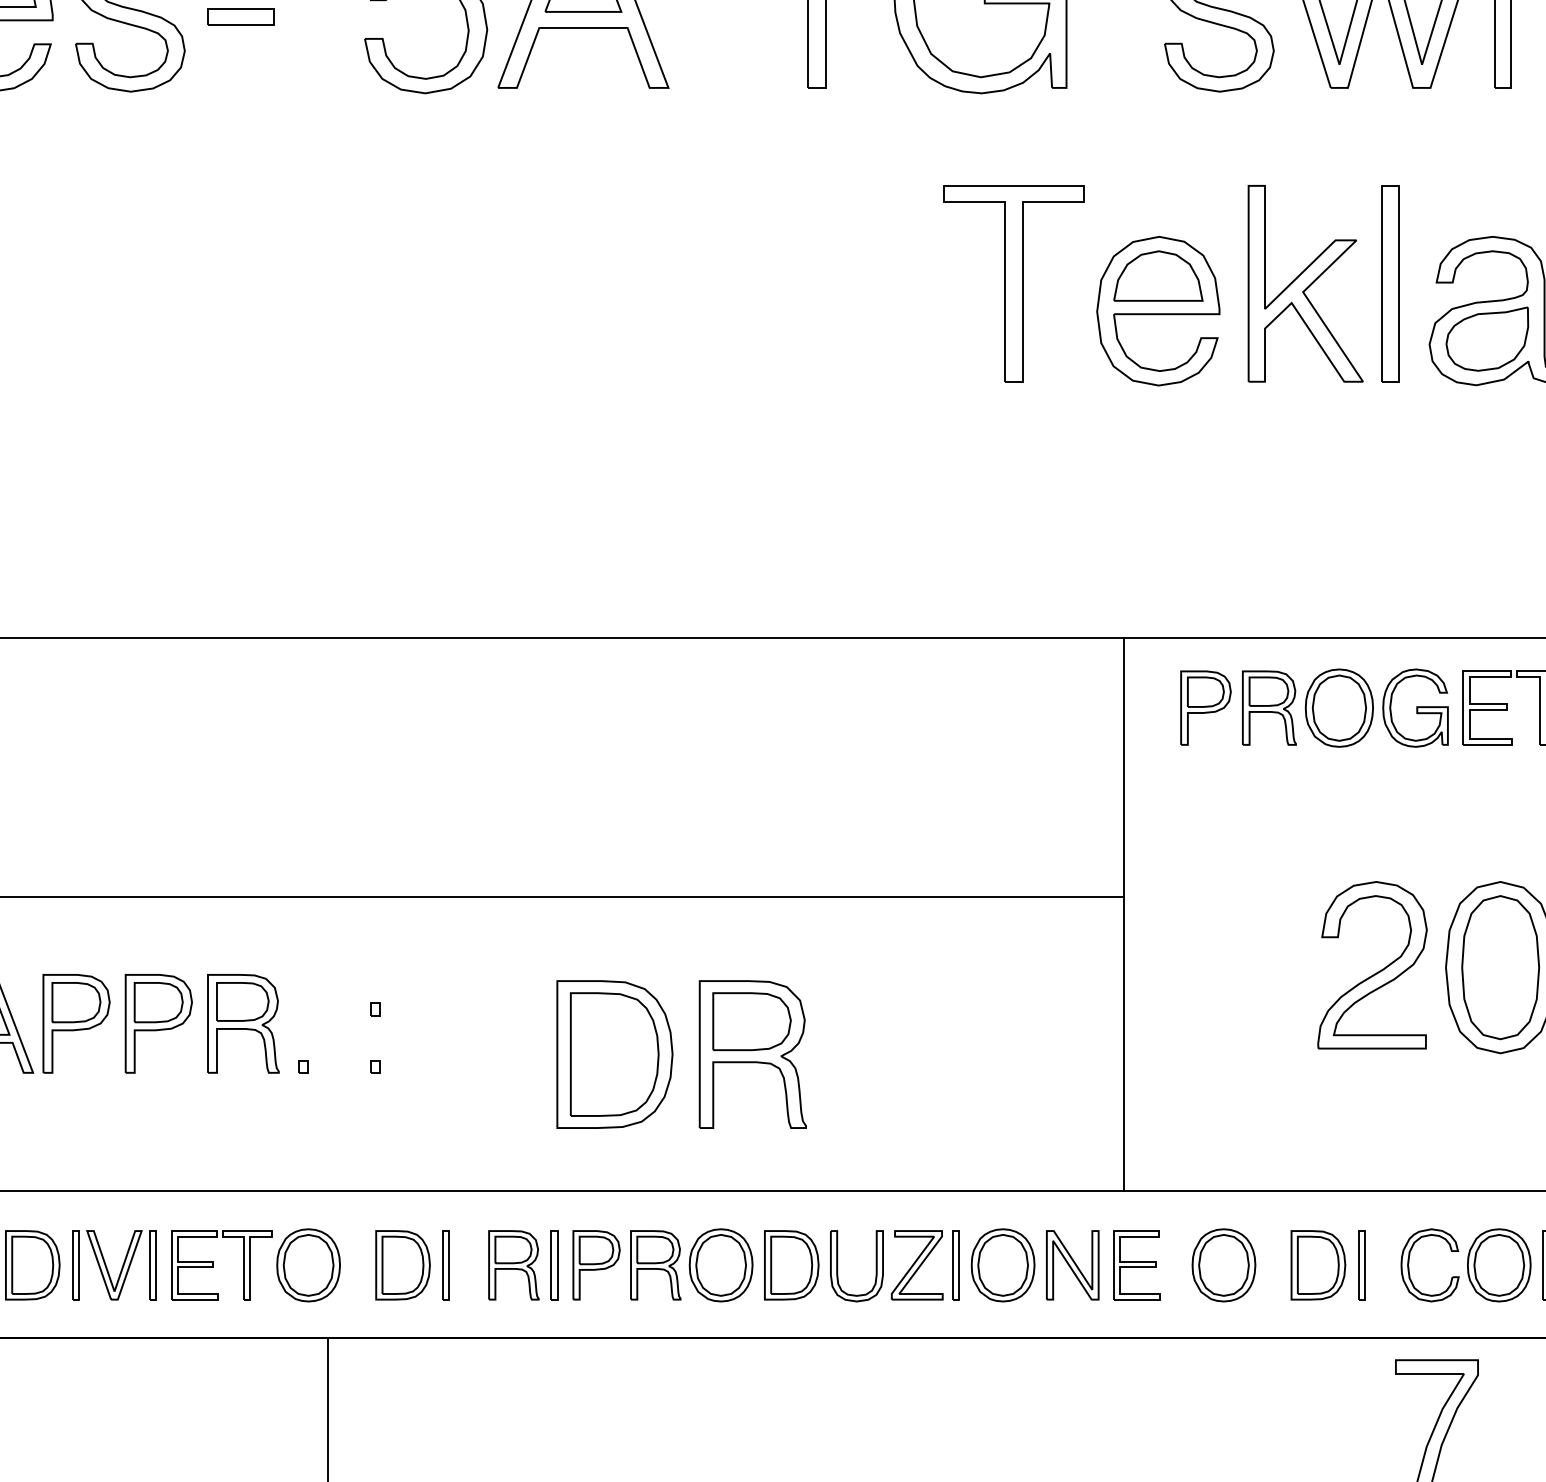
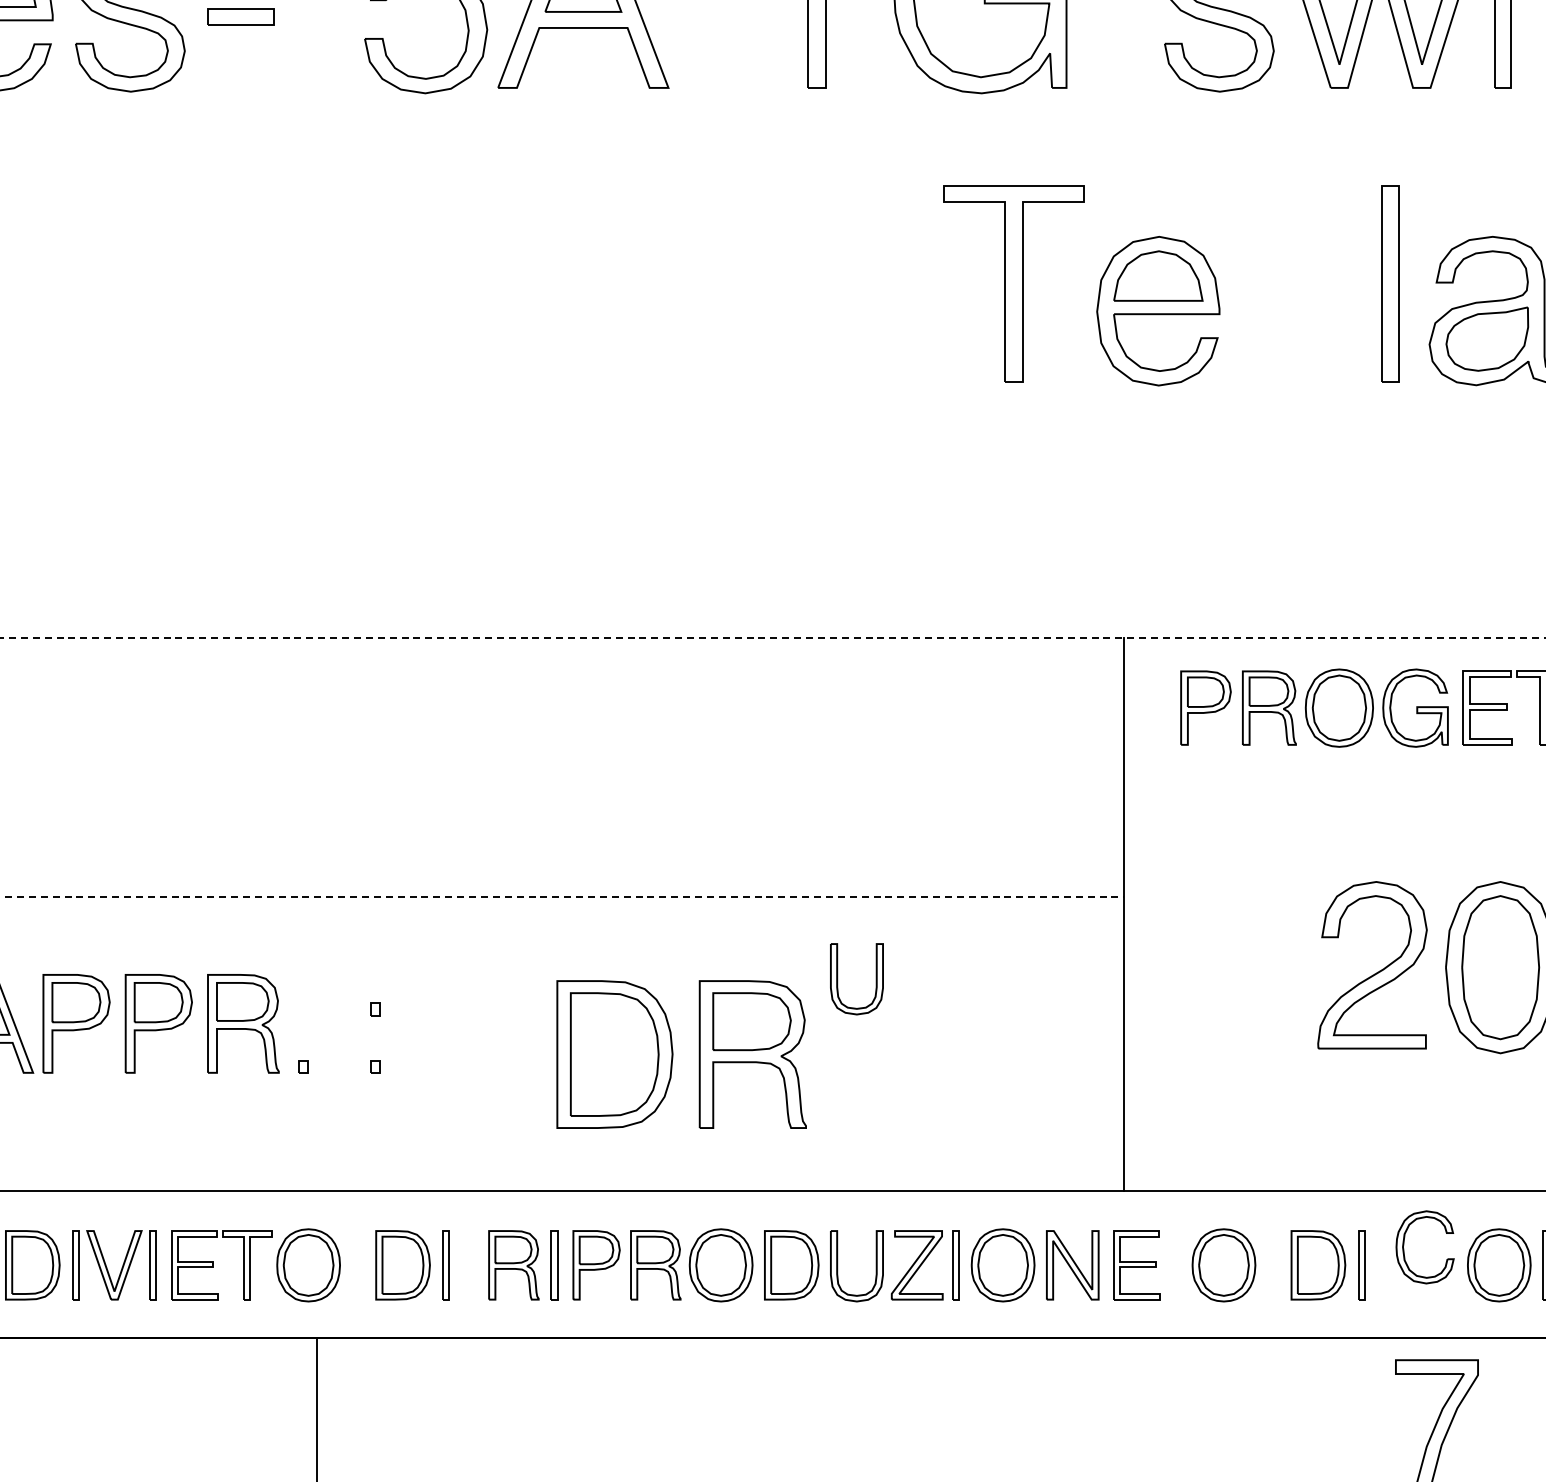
part: present -> none (1305, 283)
line: solid -> dashed (773, 637)
line: solid -> dashed (562, 897)
part: none -> present (838, 979)
part position: (1409, 1266) -> (1404, 1248) (1404, 1248)
line position: (328, 1407) -> (317, 1407) (317, 1407)
